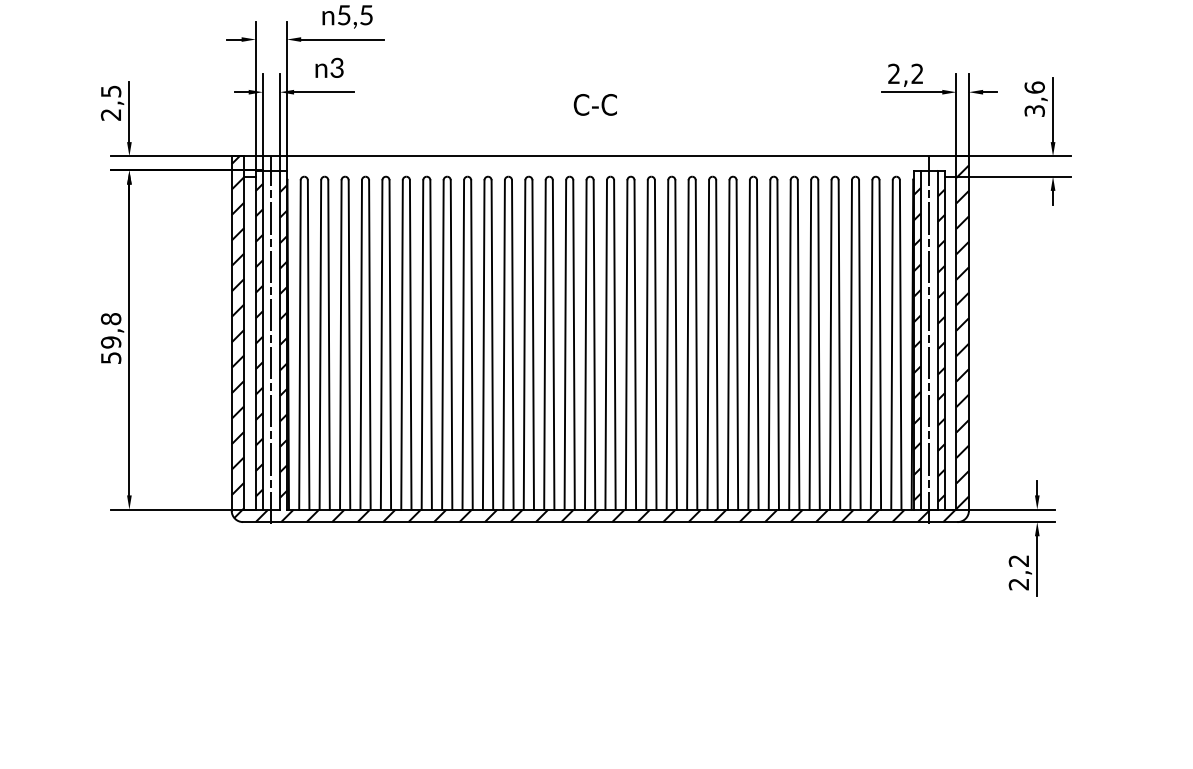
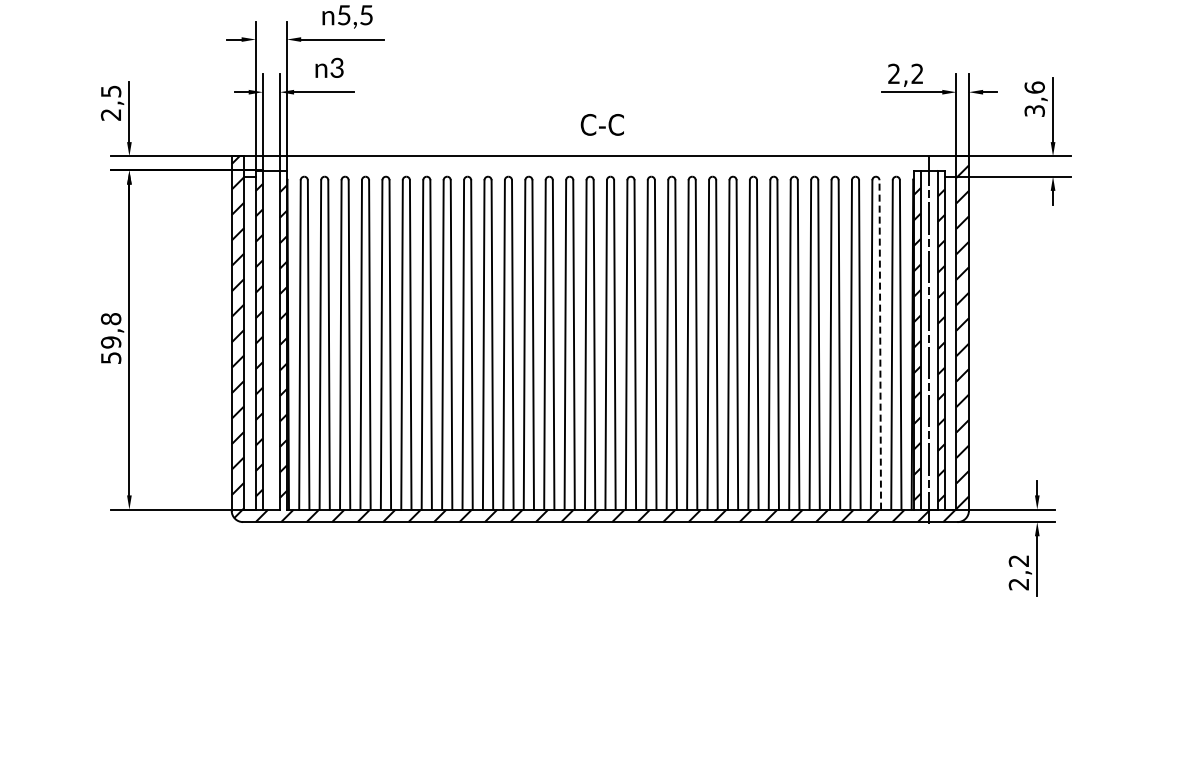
text position: (594, 104) -> (601, 124) (601, 124)
line: present -> none (271, 339)
line: solid -> dashed (880, 344)
